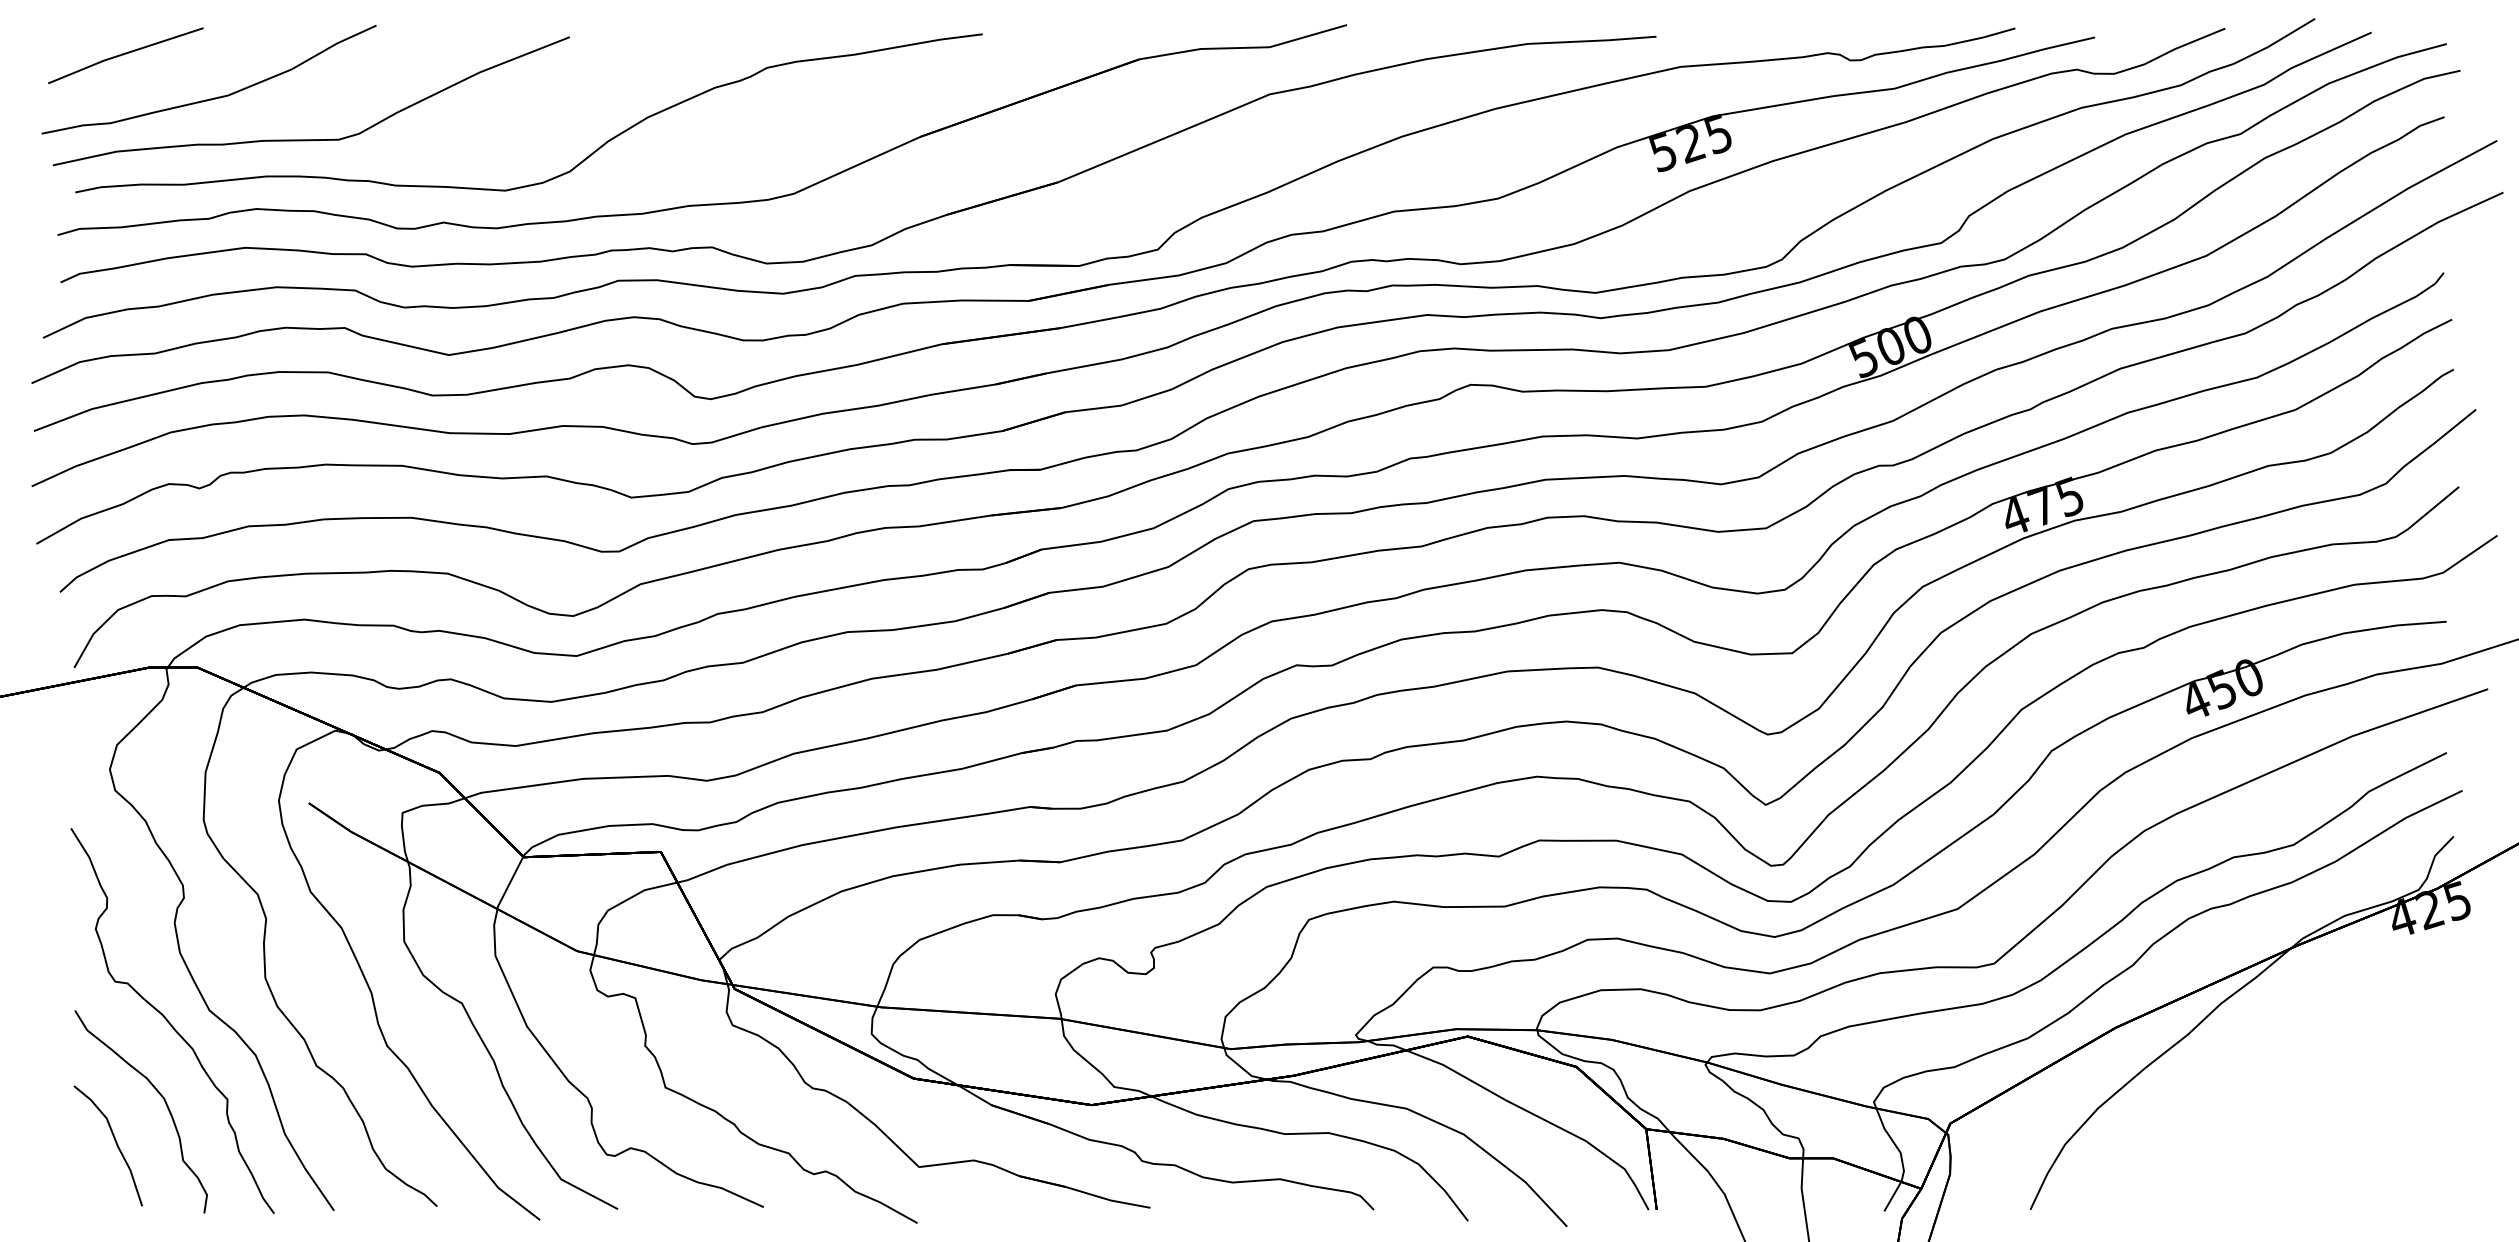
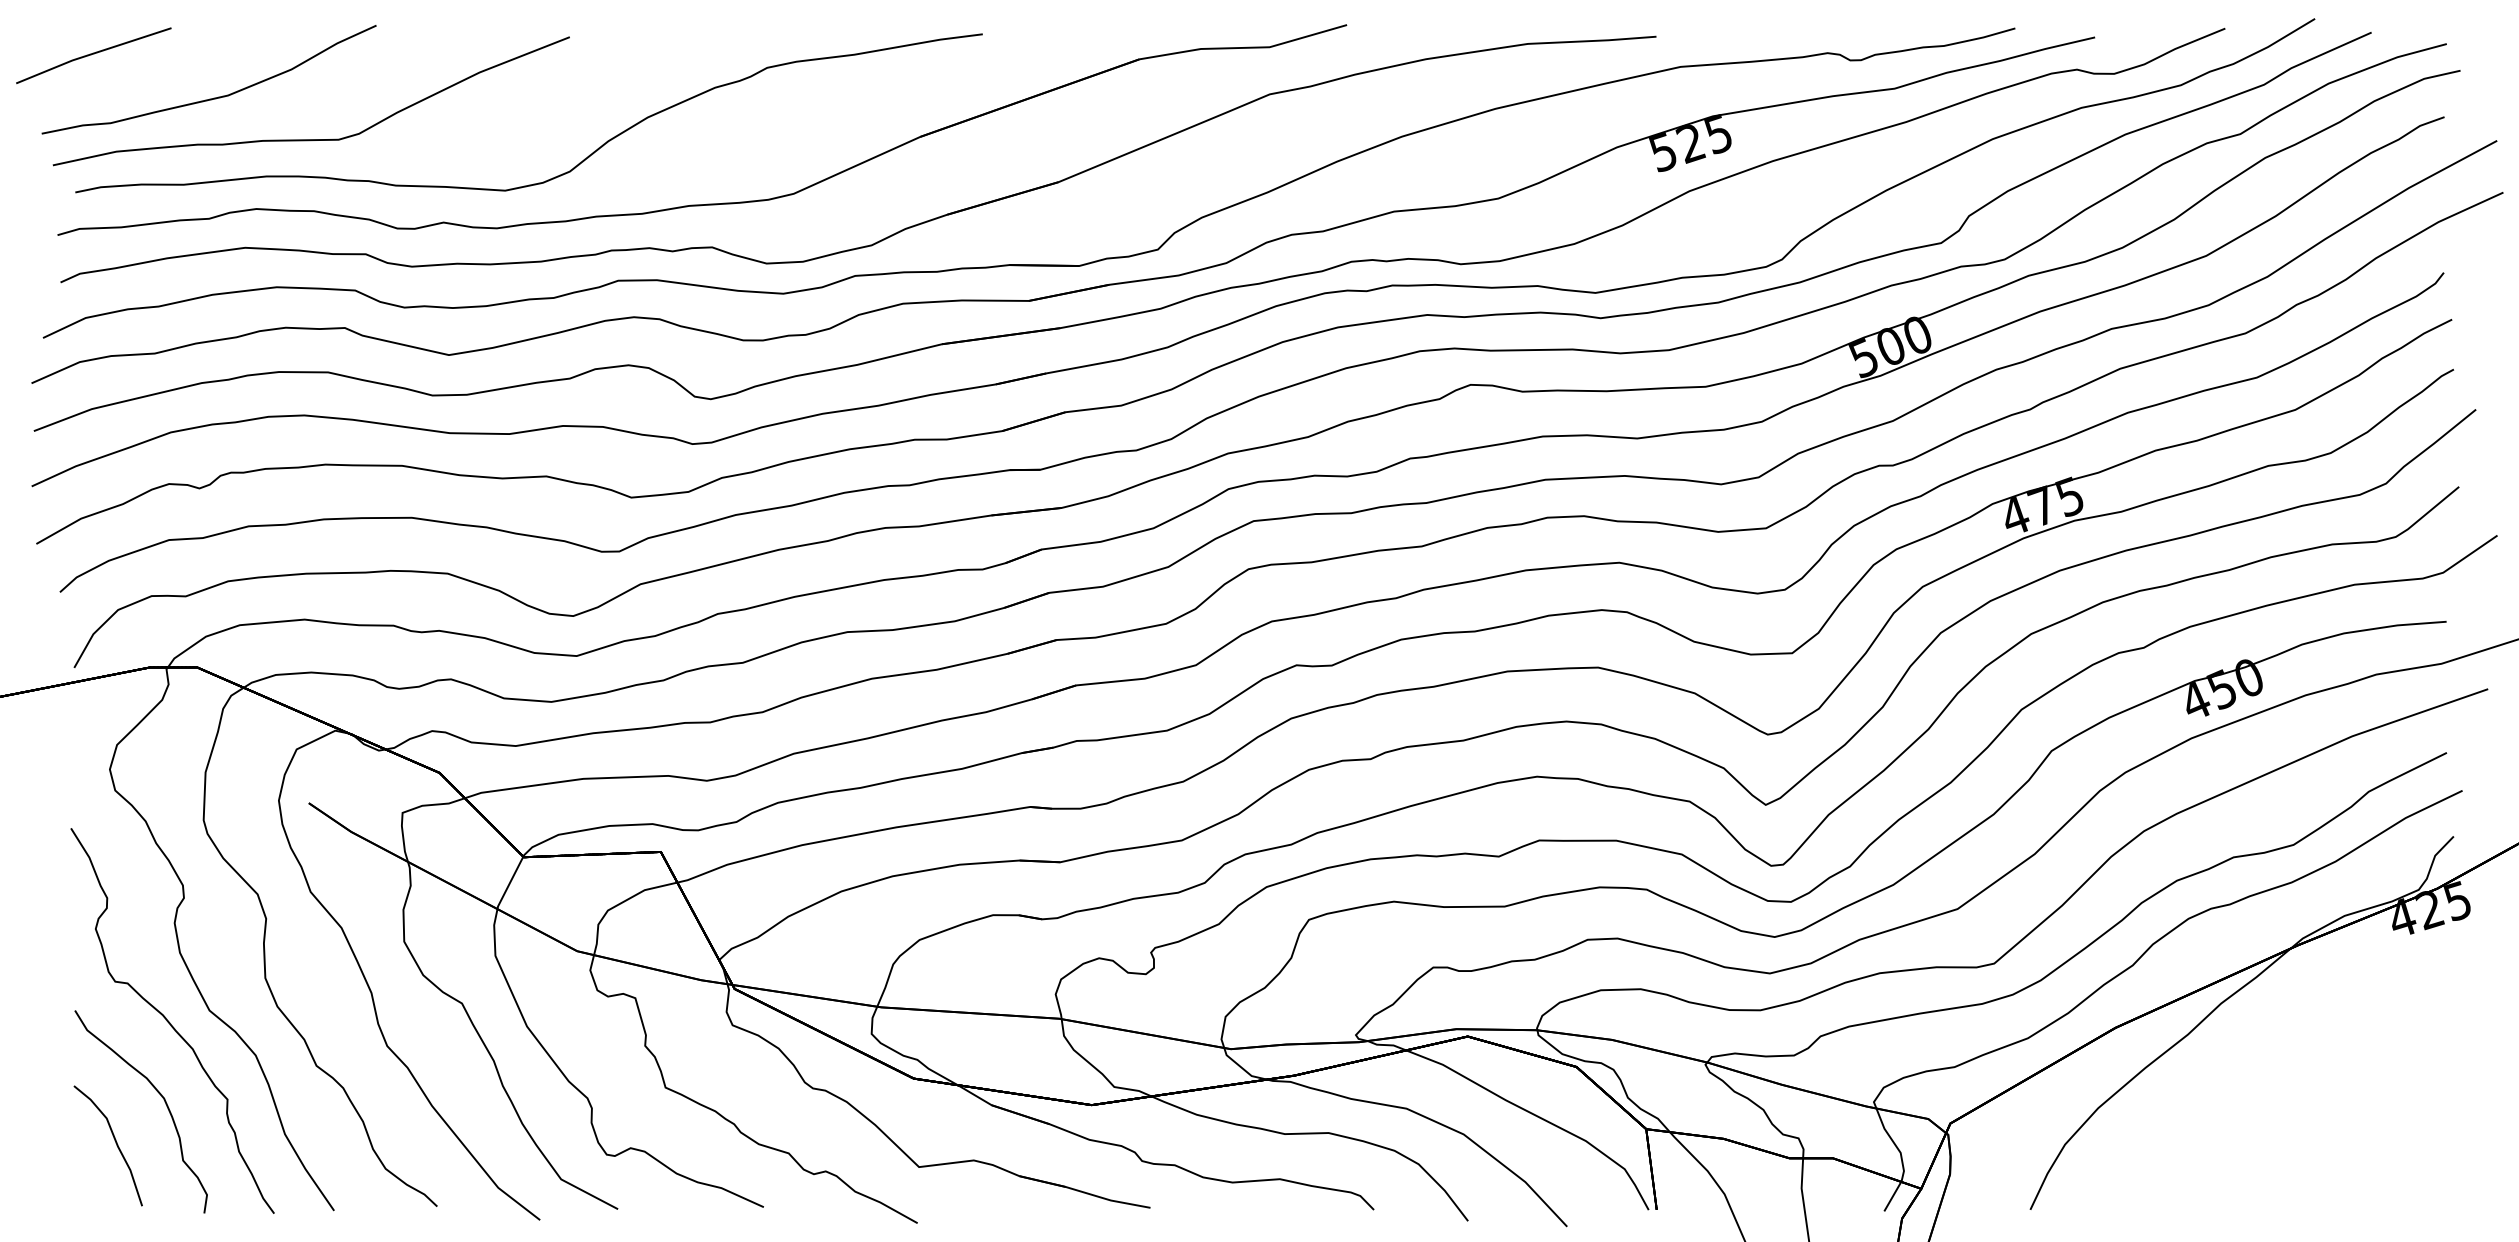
line position: (125, 54) -> (93, 54) (93, 54)
